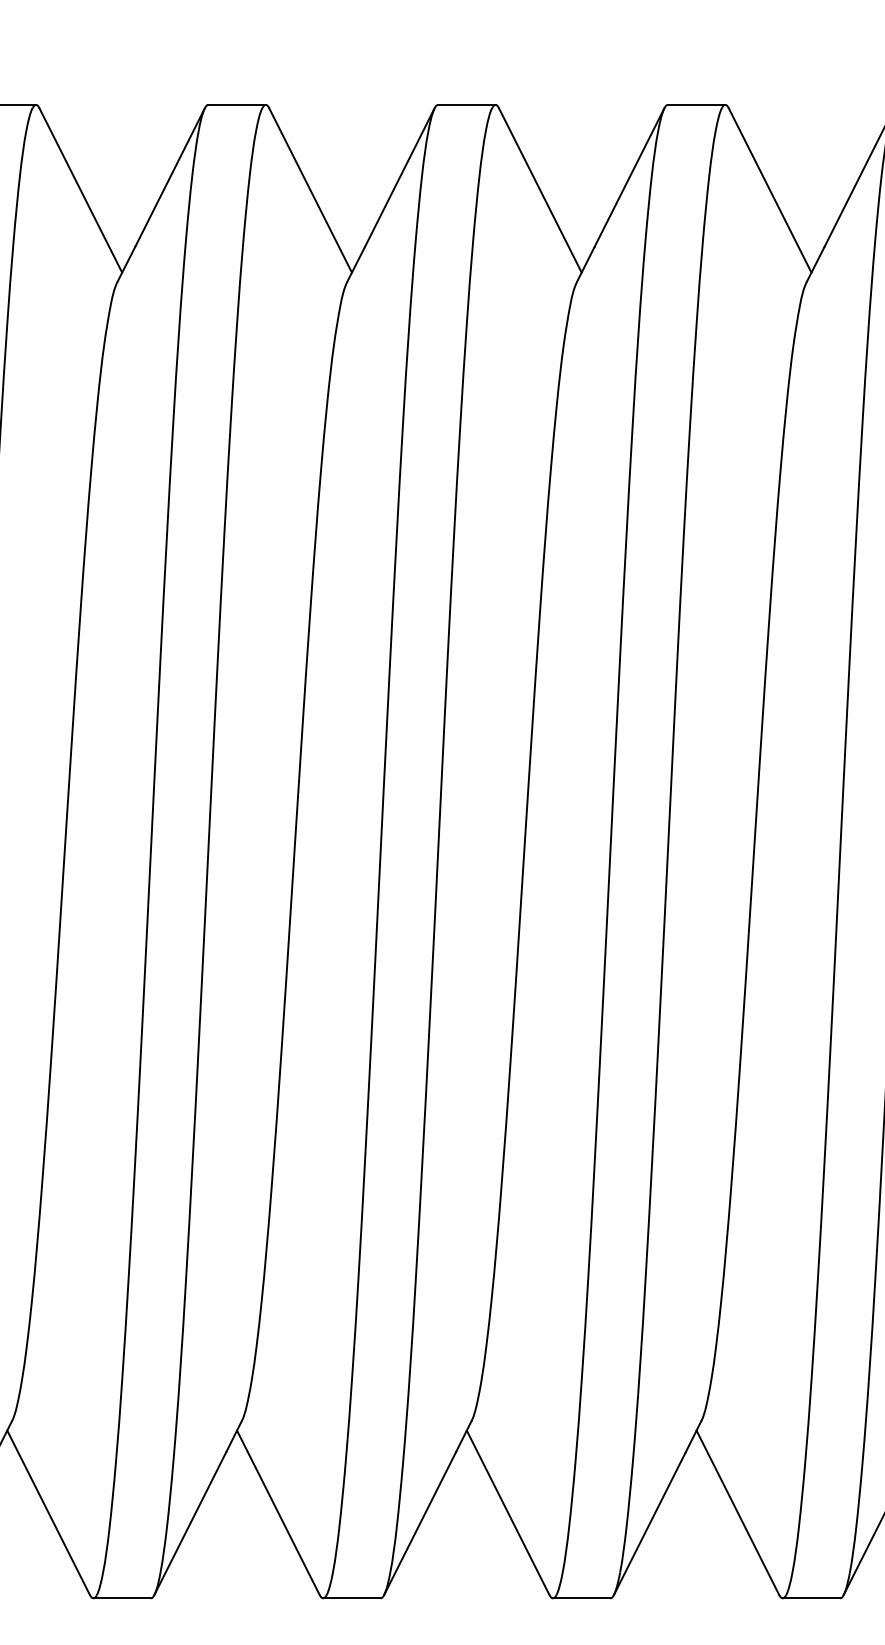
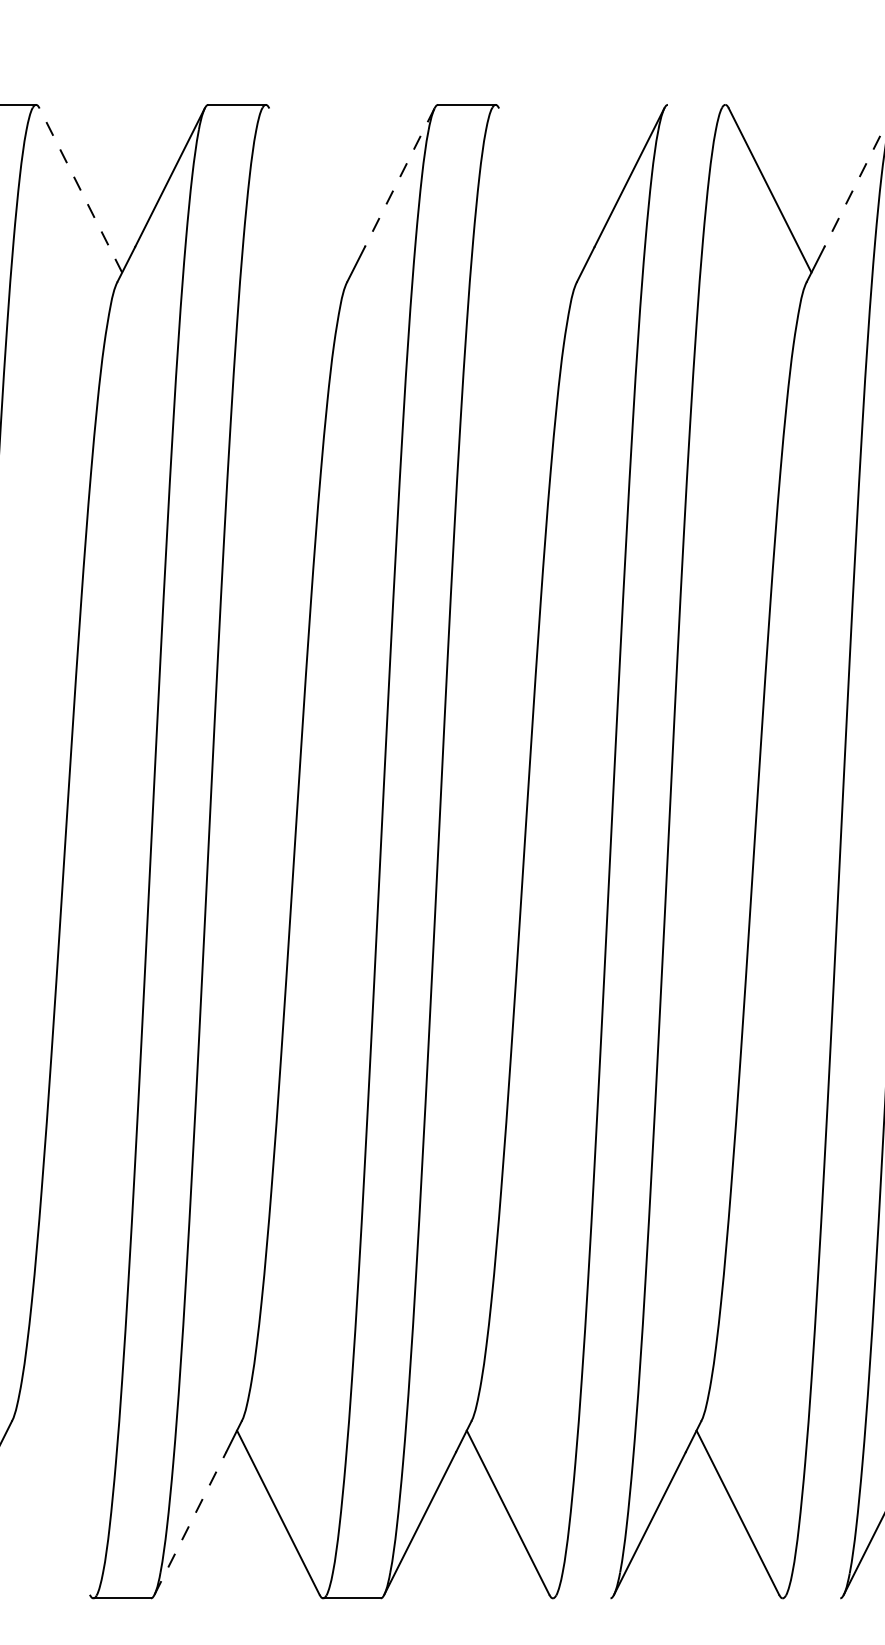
line: present -> none (696, 104)
line: solid -> dashed (399, 178)
line: solid -> dashed (854, 187)
line: solid -> dashed (80, 190)
line: present -> none (310, 190)
line: present -> none (540, 190)
line: present -> none (48, 1512)
line: solid -> dashed (190, 1523)
line: present -> none (581, 1598)
line: present -> none (811, 1598)
